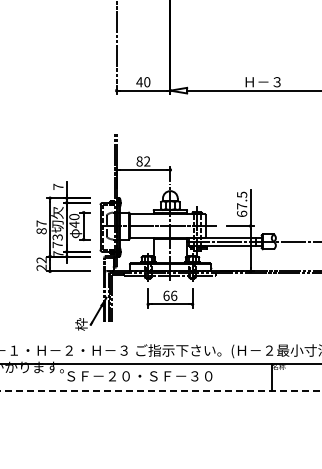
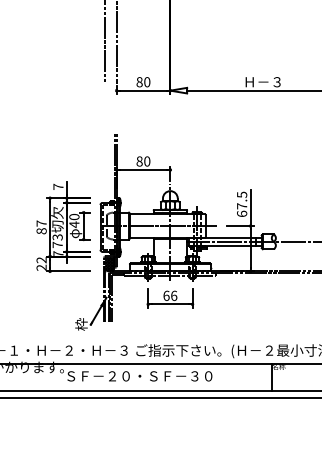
line: none -> present (105, 42)
text: 40 -> 80 (139, 82)
text: 82 -> 80 (147, 161)
hatch: none -> present (109, 264)
line: dashed -> solid (161, 391)
line: none -> present (160, 397)
